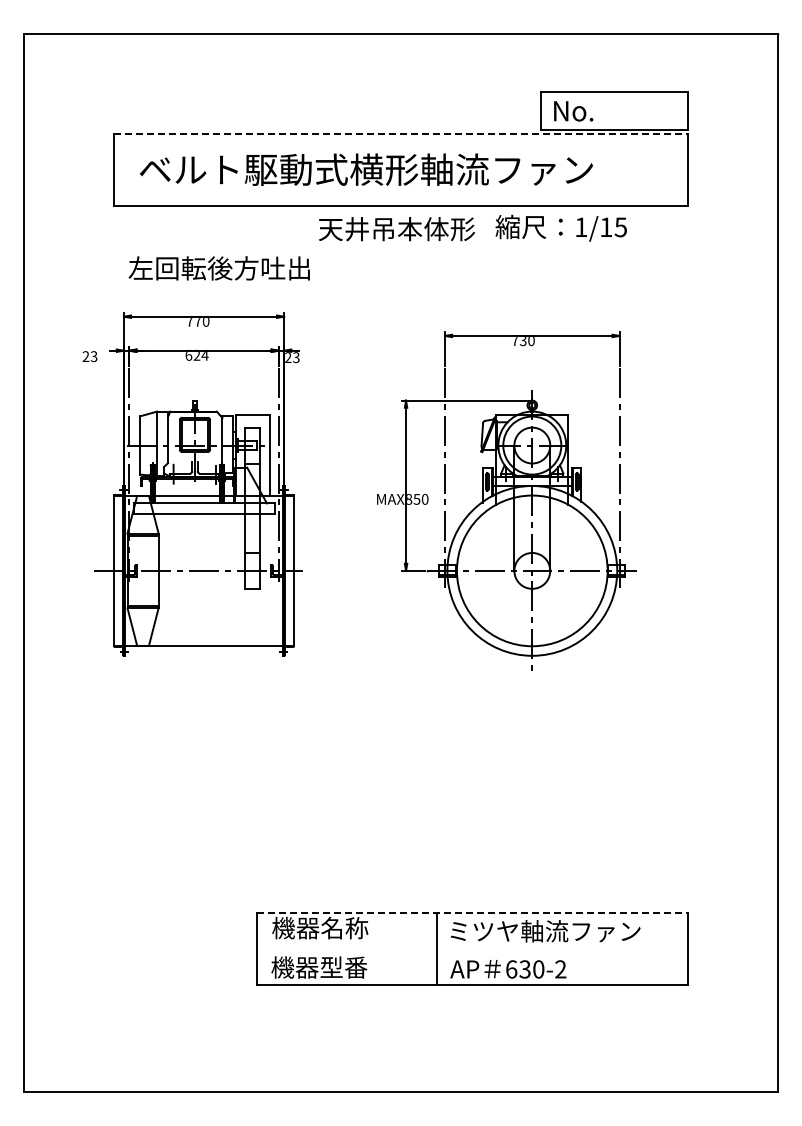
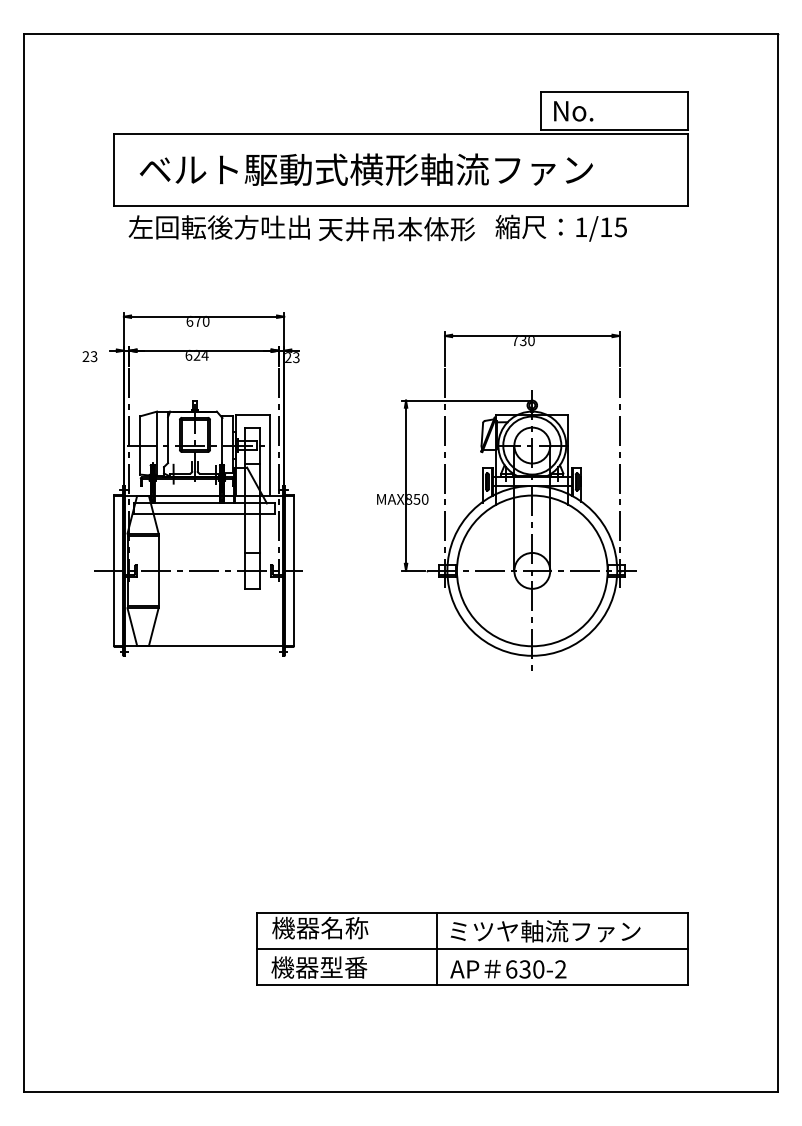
line: dashed -> solid (401, 134)
text position: (218, 268) -> (218, 227) (218, 227)
text: 770 -> 670 (189, 320)
line: dashed -> solid (473, 912)
line: none -> present (472, 948)
